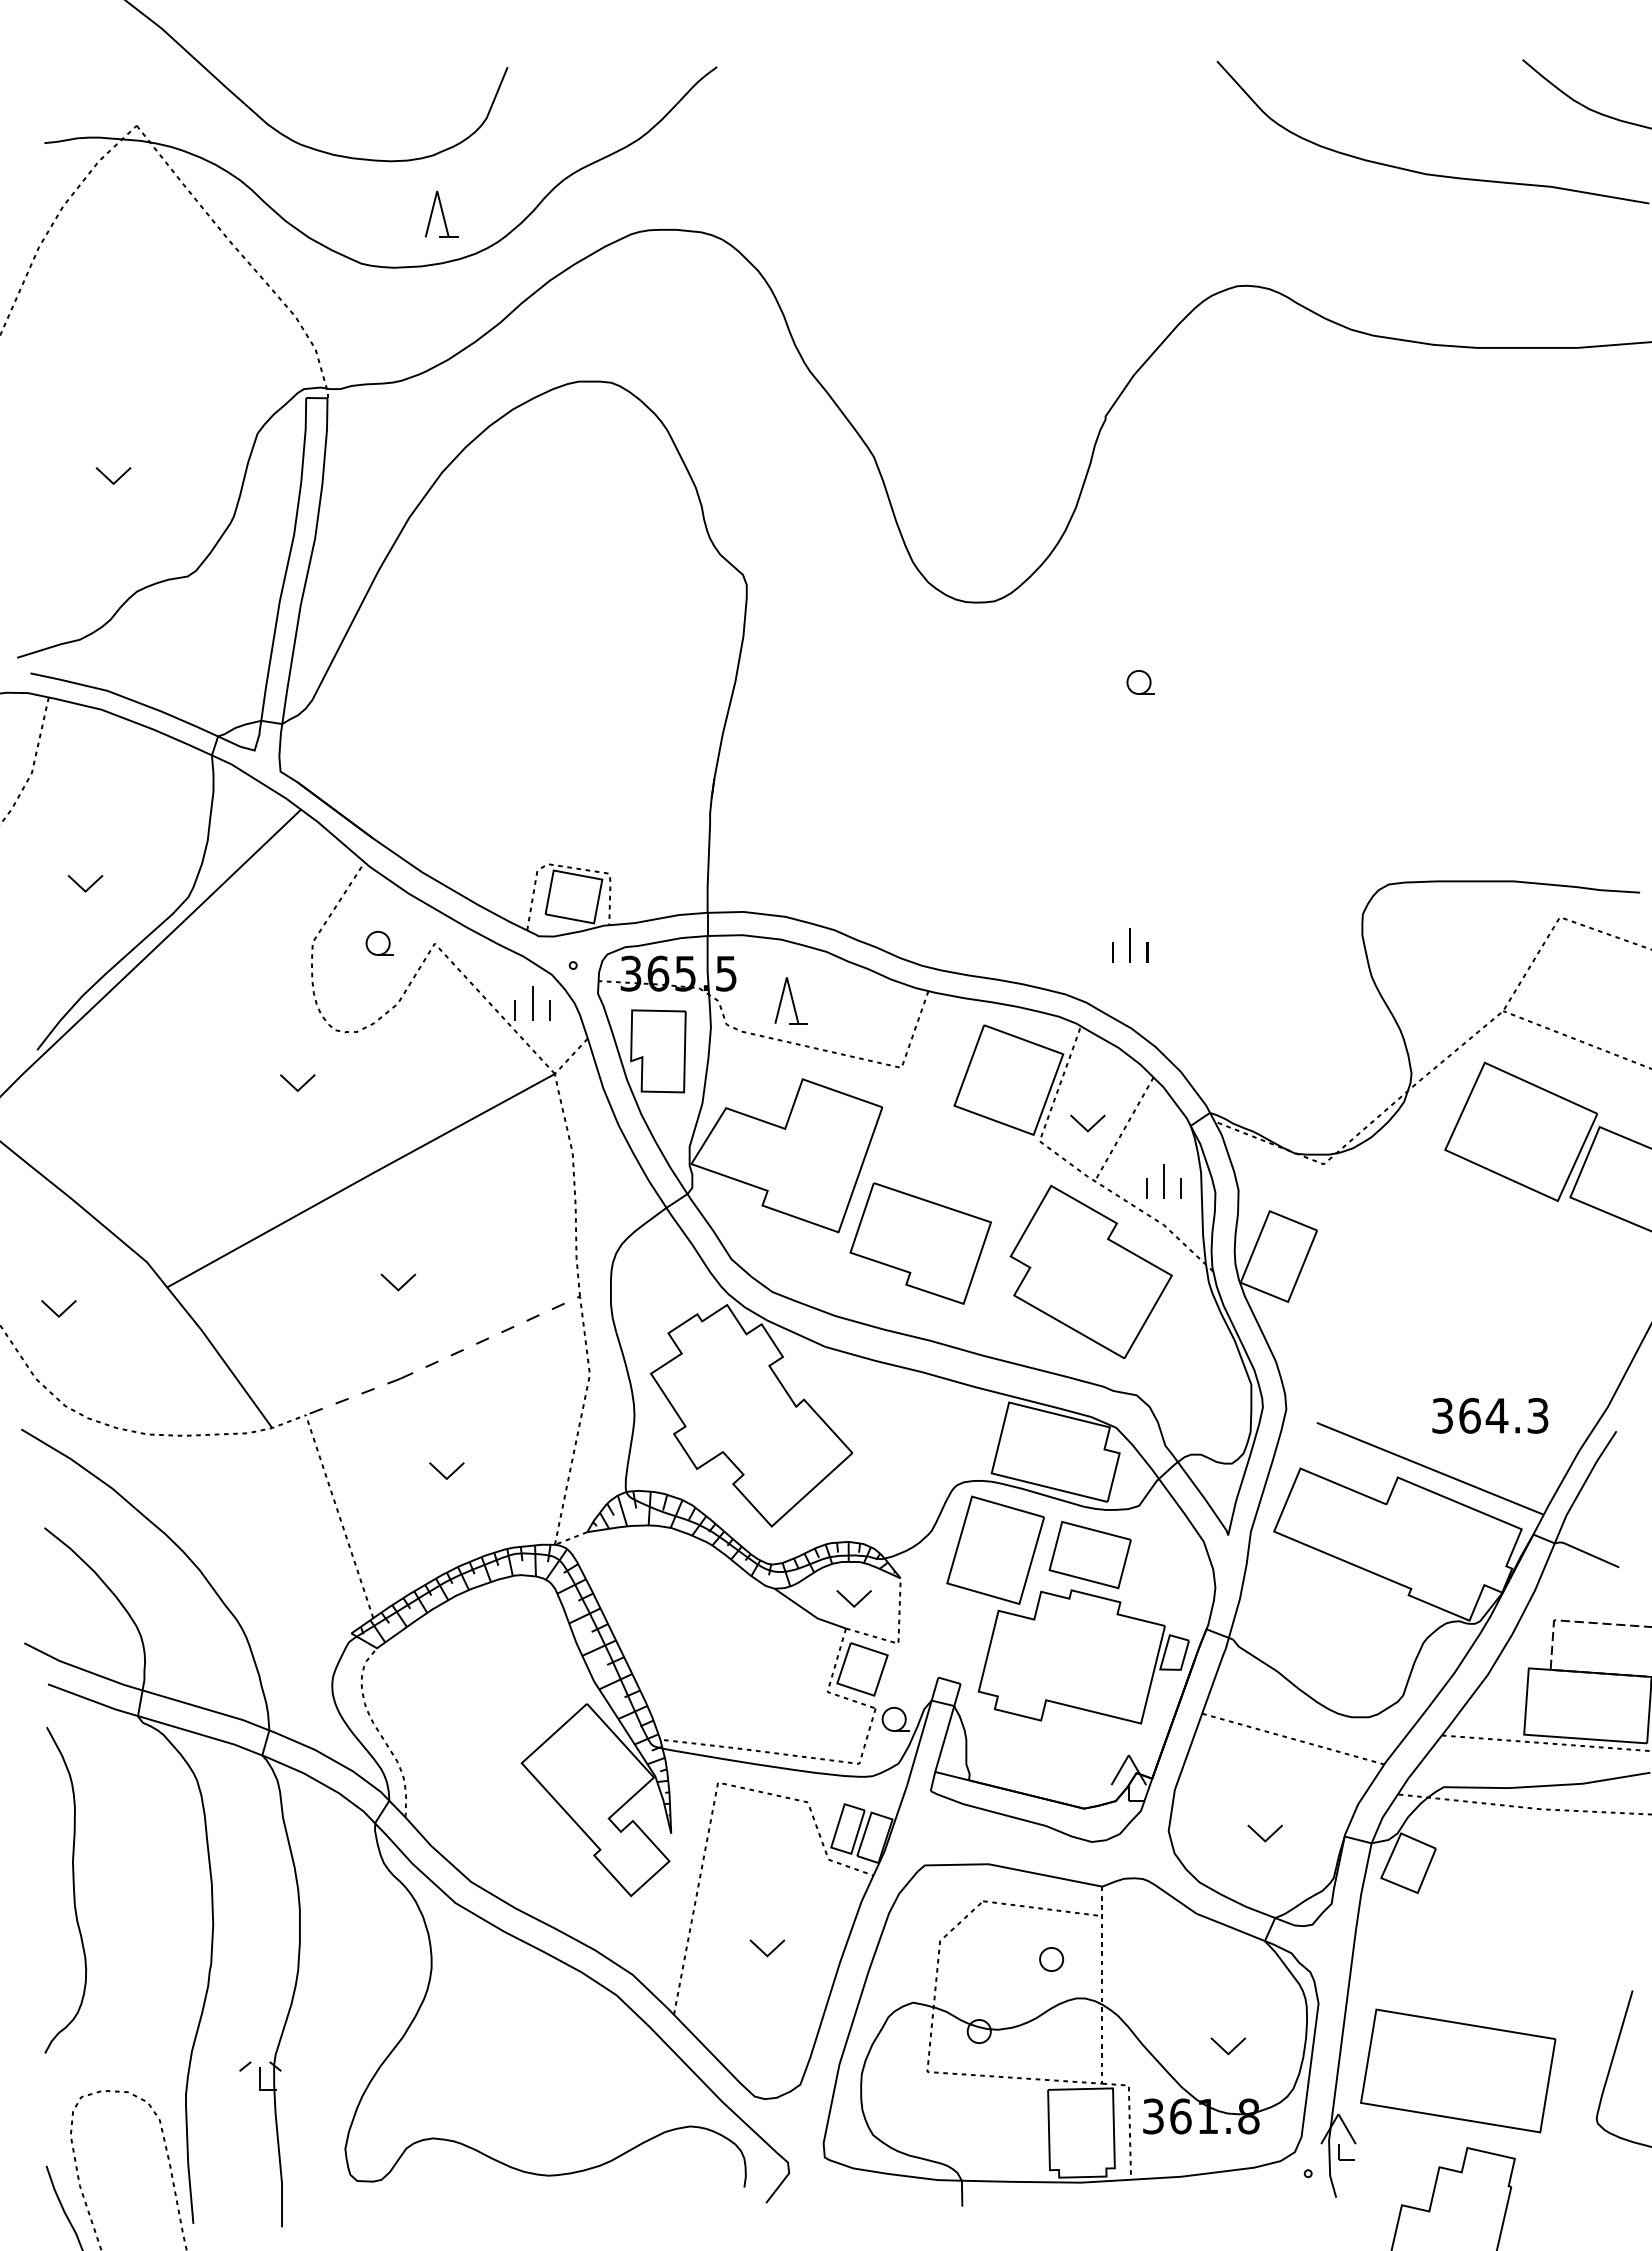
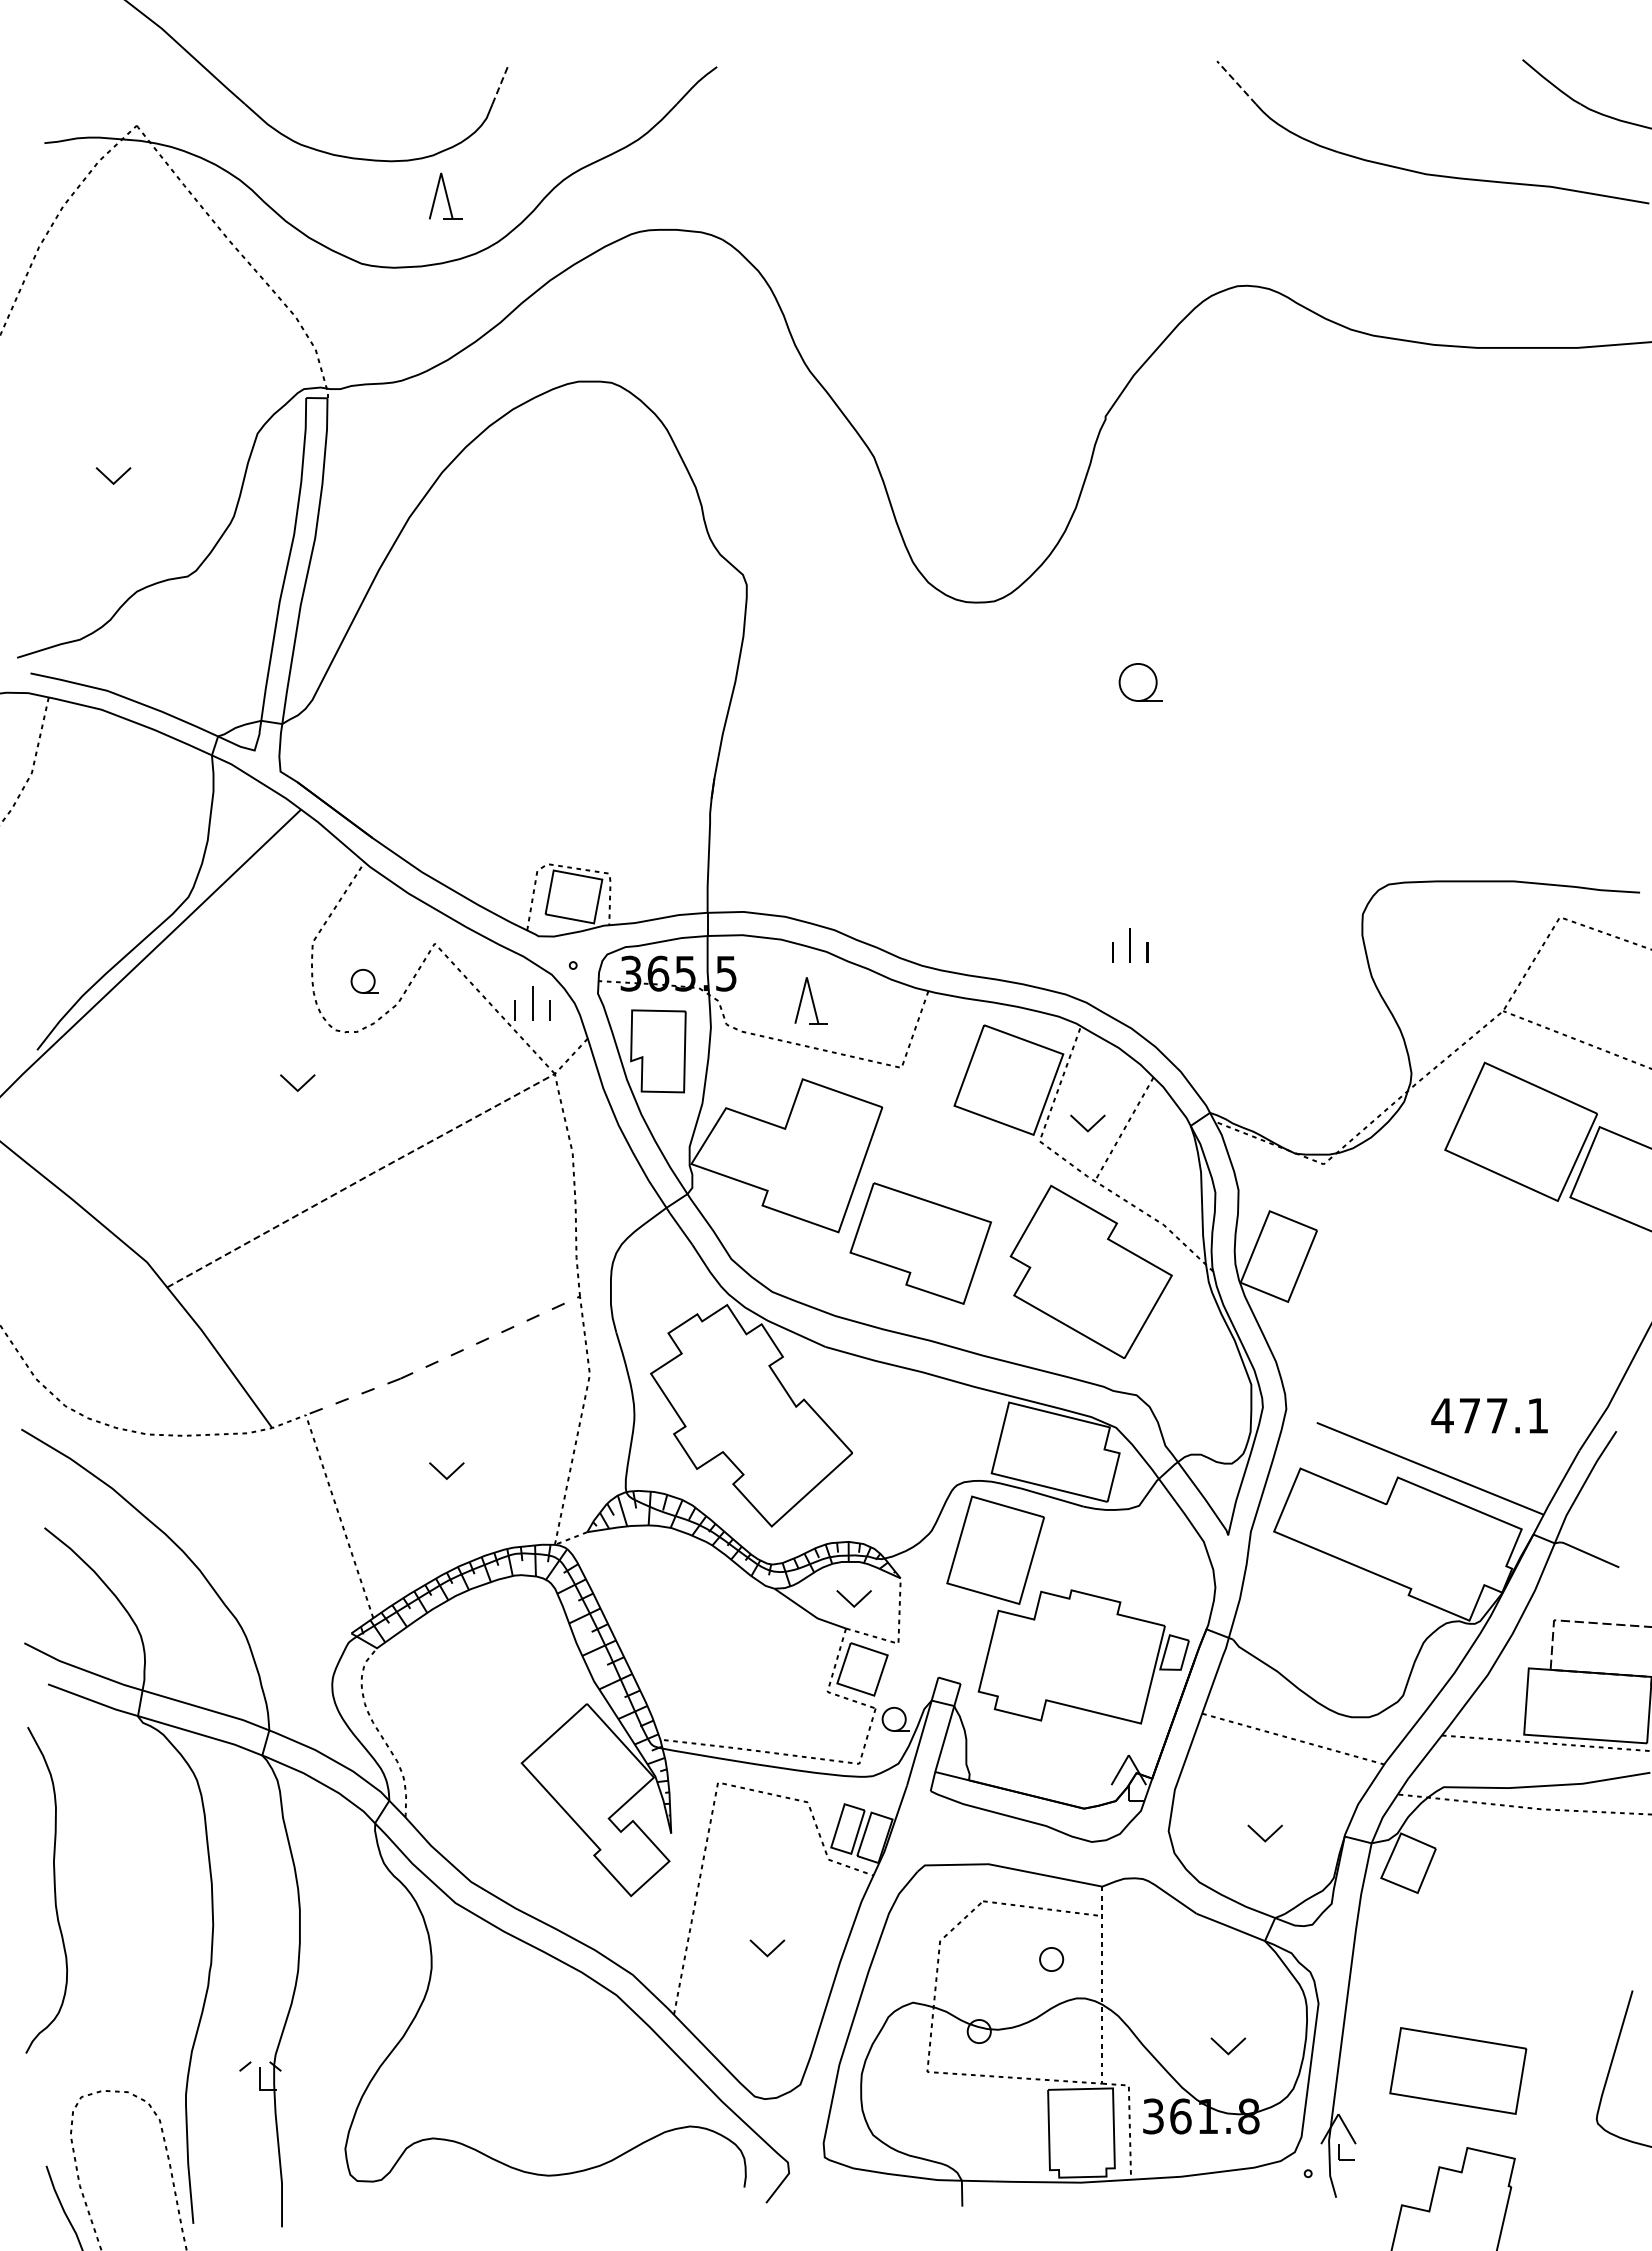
line: solid -> dashed (1236, 82)
line: solid -> dashed (500, 85)
part position: (441, 213) -> (445, 195) (445, 195)
part size: 29x25 px -> 45x39 px (1140, 682)
part: present -> none (85, 883)
part position: (379, 943) -> (364, 981) (364, 981)
part position: (790, 1000) -> (810, 1000) (810, 1000)
line: solid -> dashed (361, 1179)
part: present -> none (1163, 1181)
part: present -> none (398, 1282)
part: present -> none (58, 1308)
text: 364.3 -> 477.1 (1489, 1415)
part: present -> none (1089, 1555)
curve position: (73, 1890) -> (54, 1890) (54, 1890)
part size: 197x126 px -> 139x88 px (1458, 2070)
